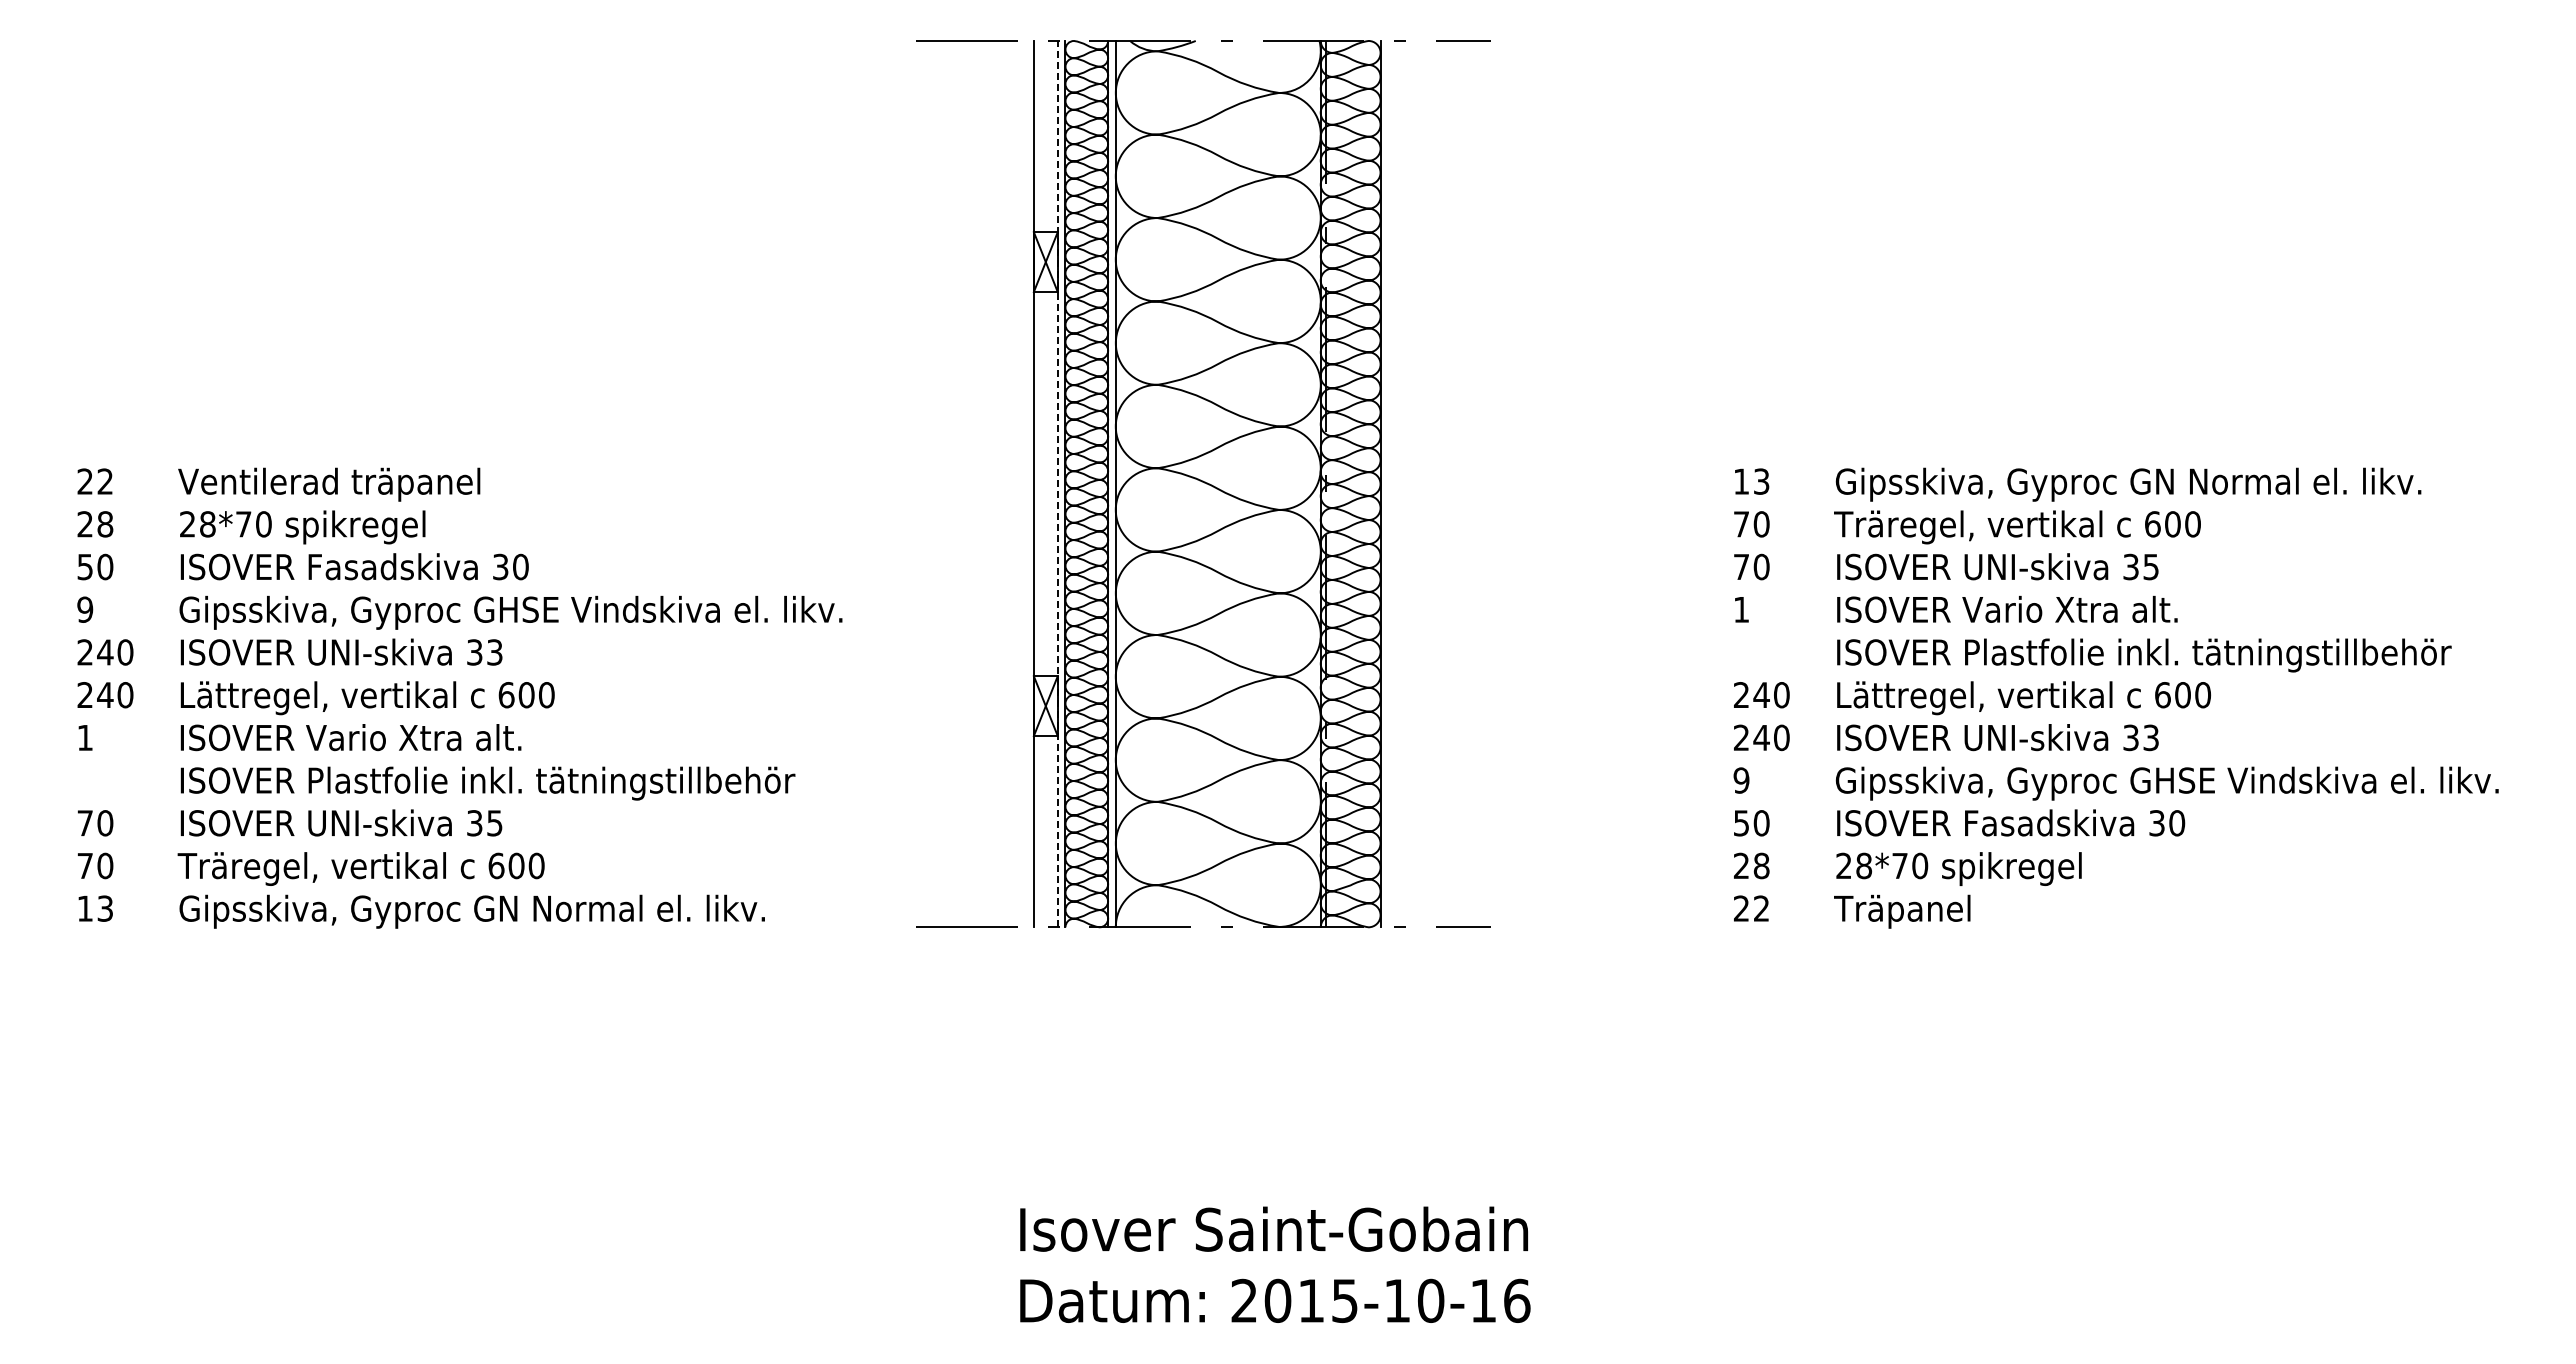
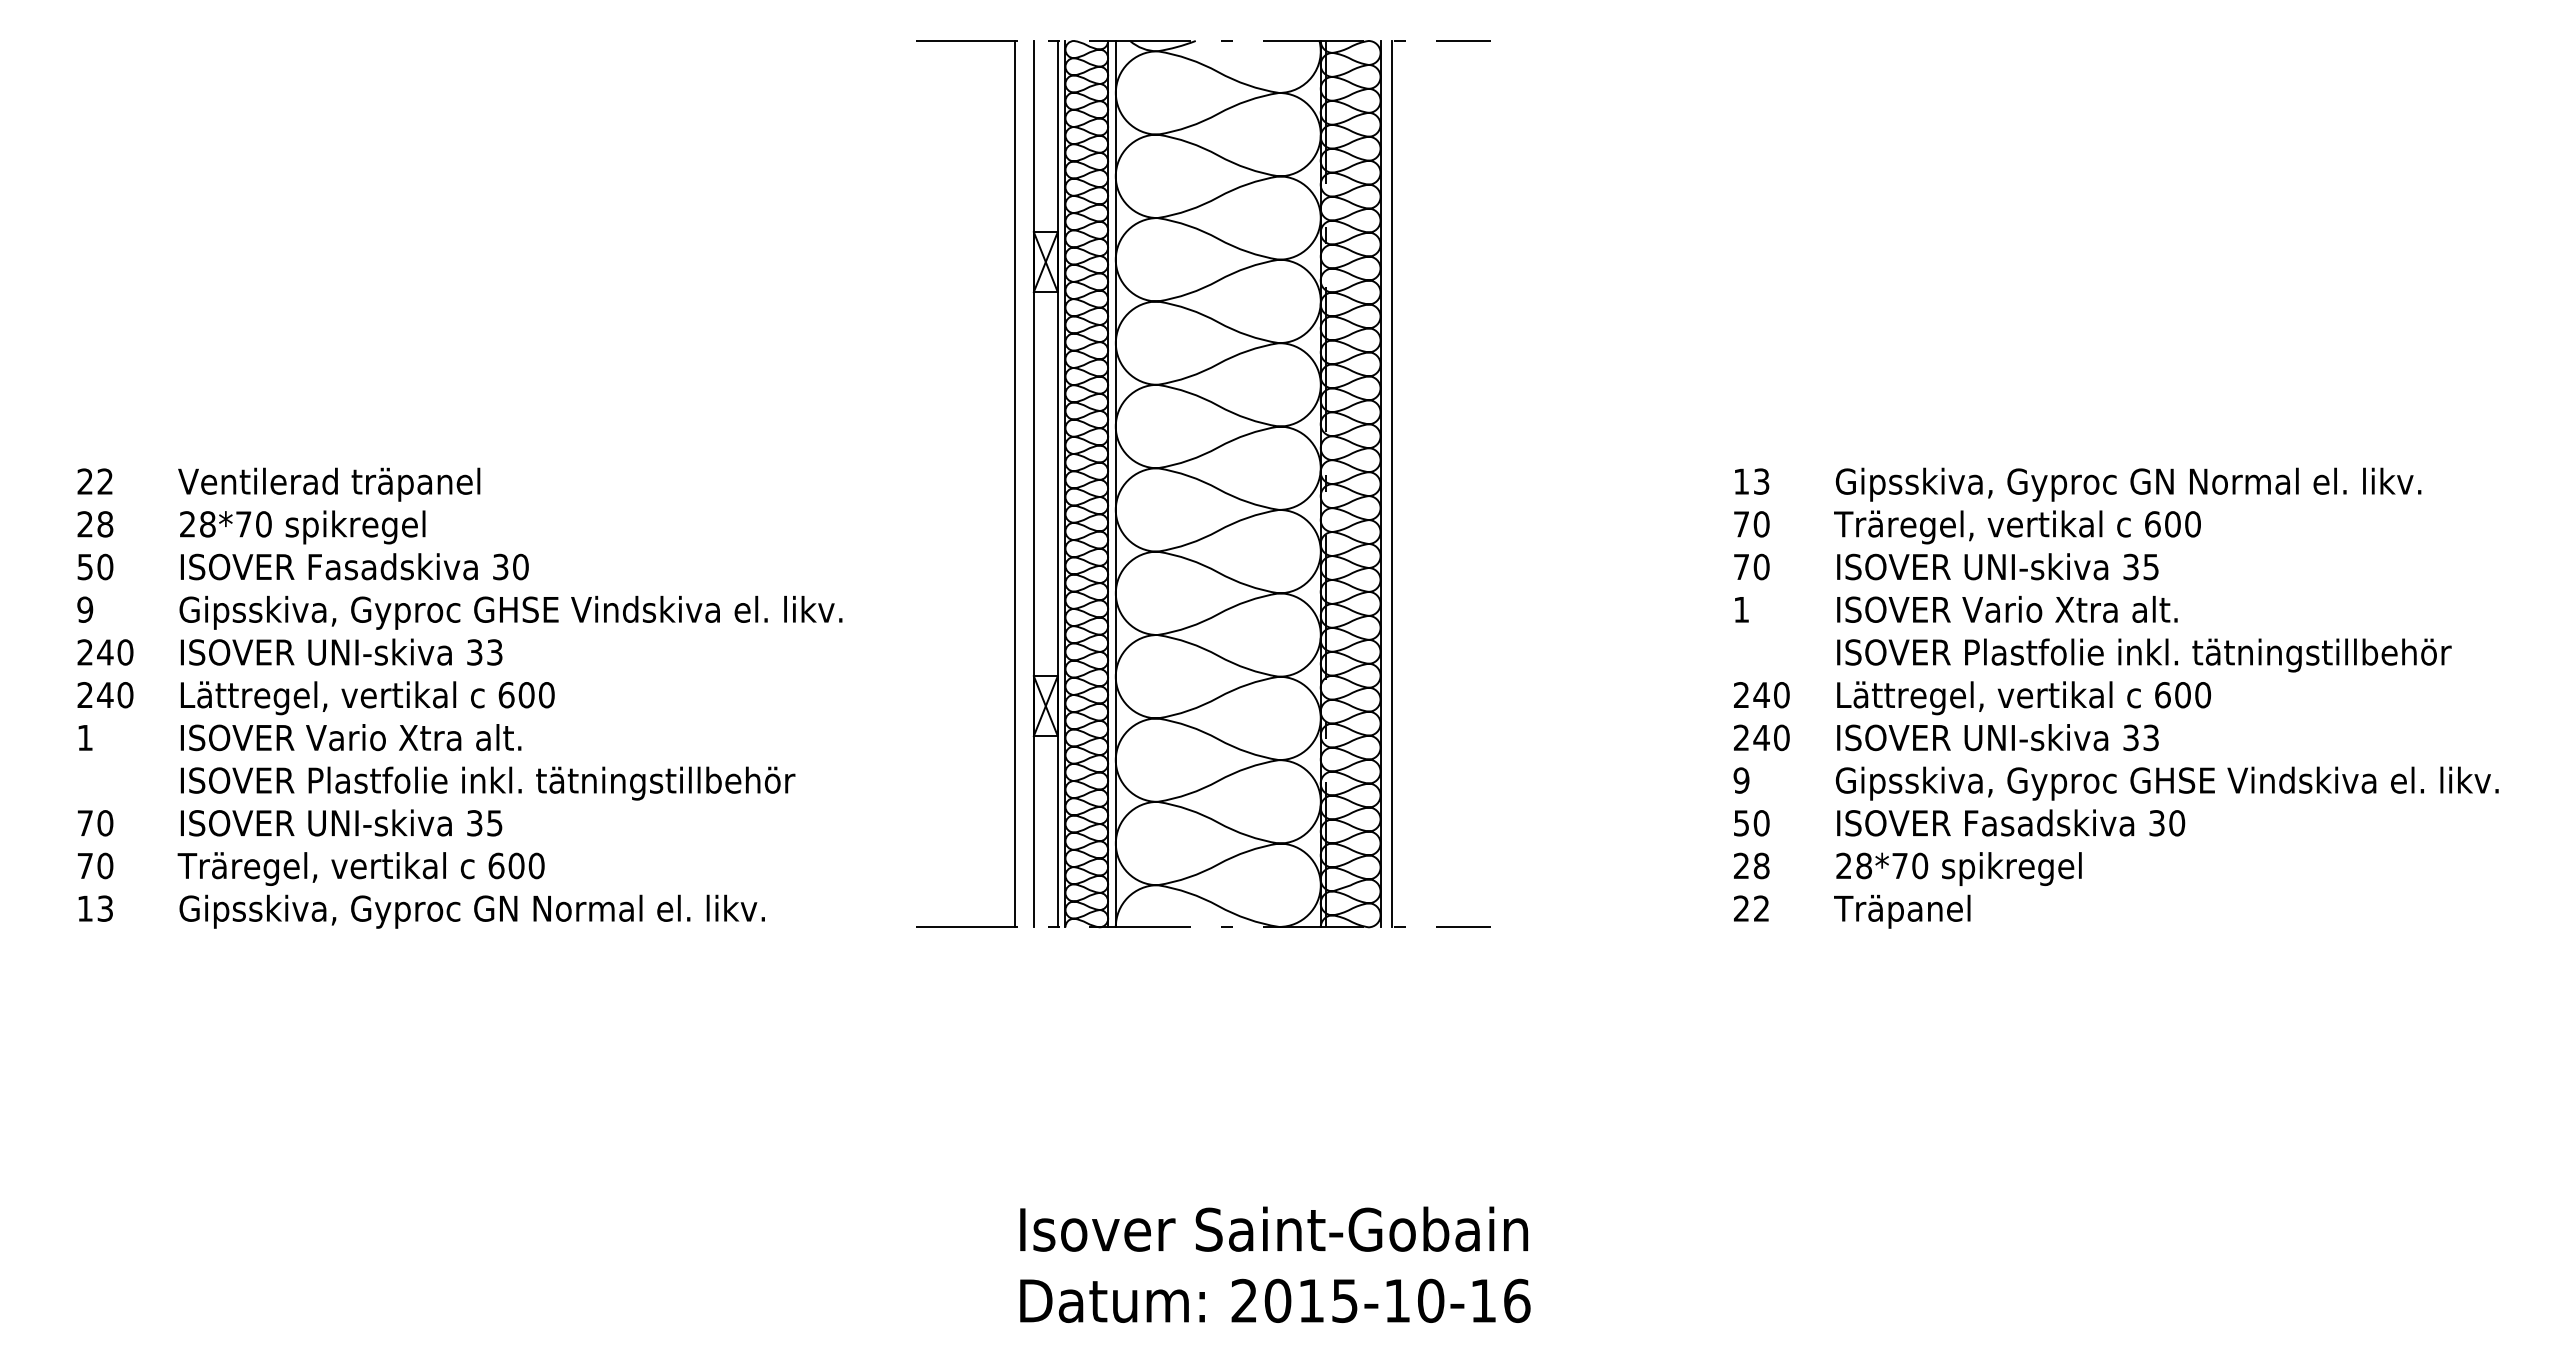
line: none -> present (1015, 483)
line: dashed -> solid (1057, 483)
line: none -> present (1391, 483)
